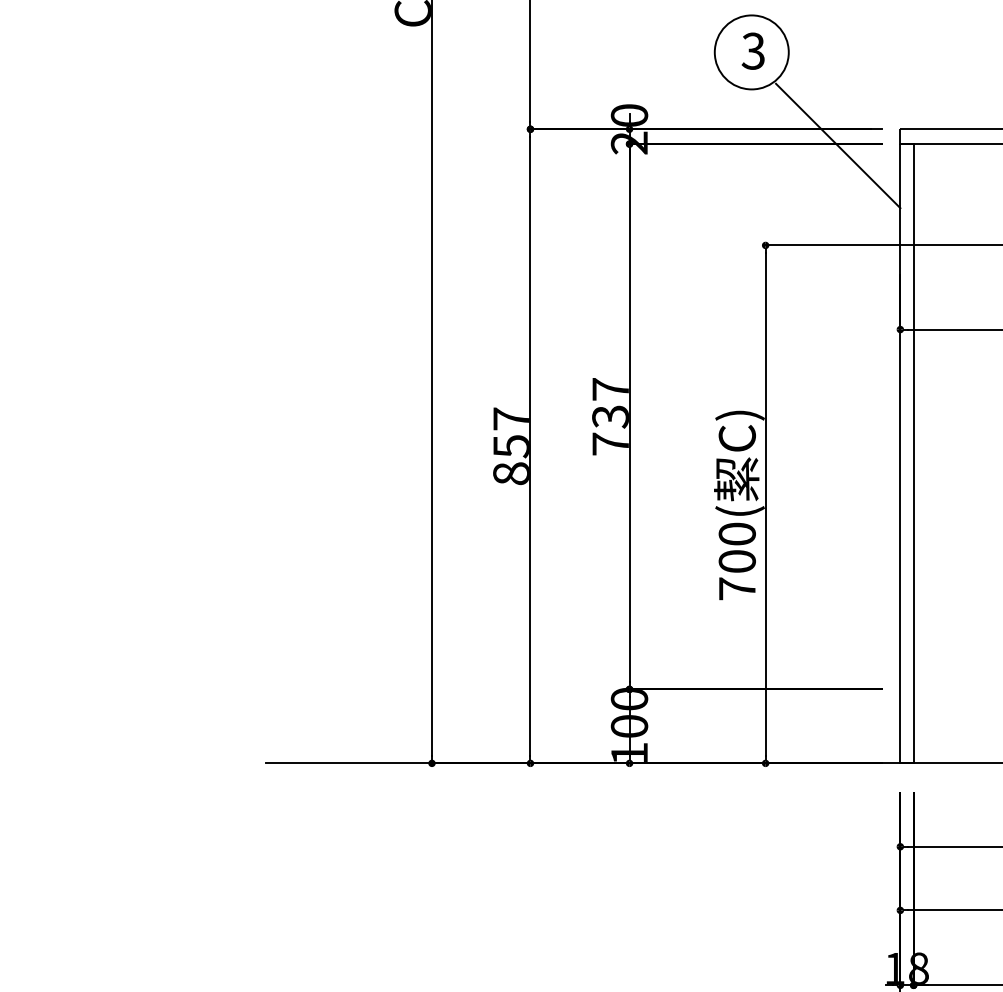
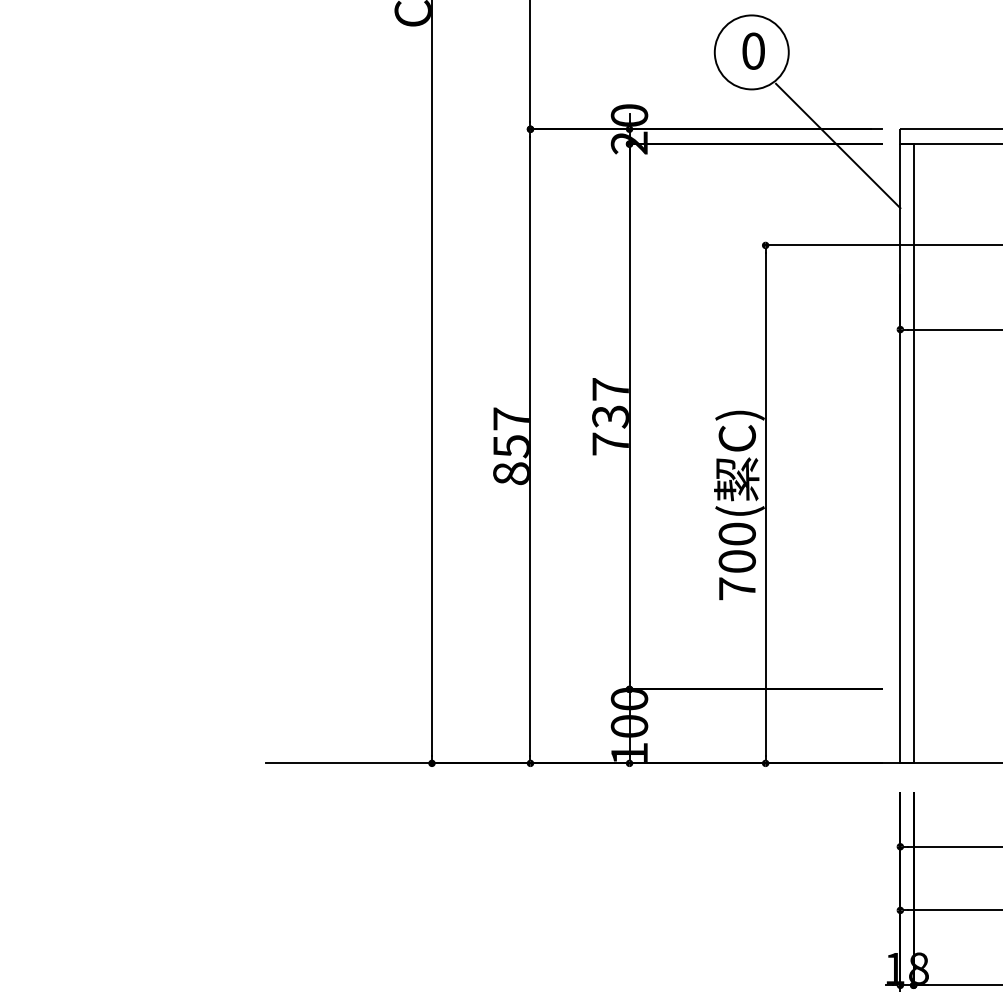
text: 3 -> 0 (752, 50)
